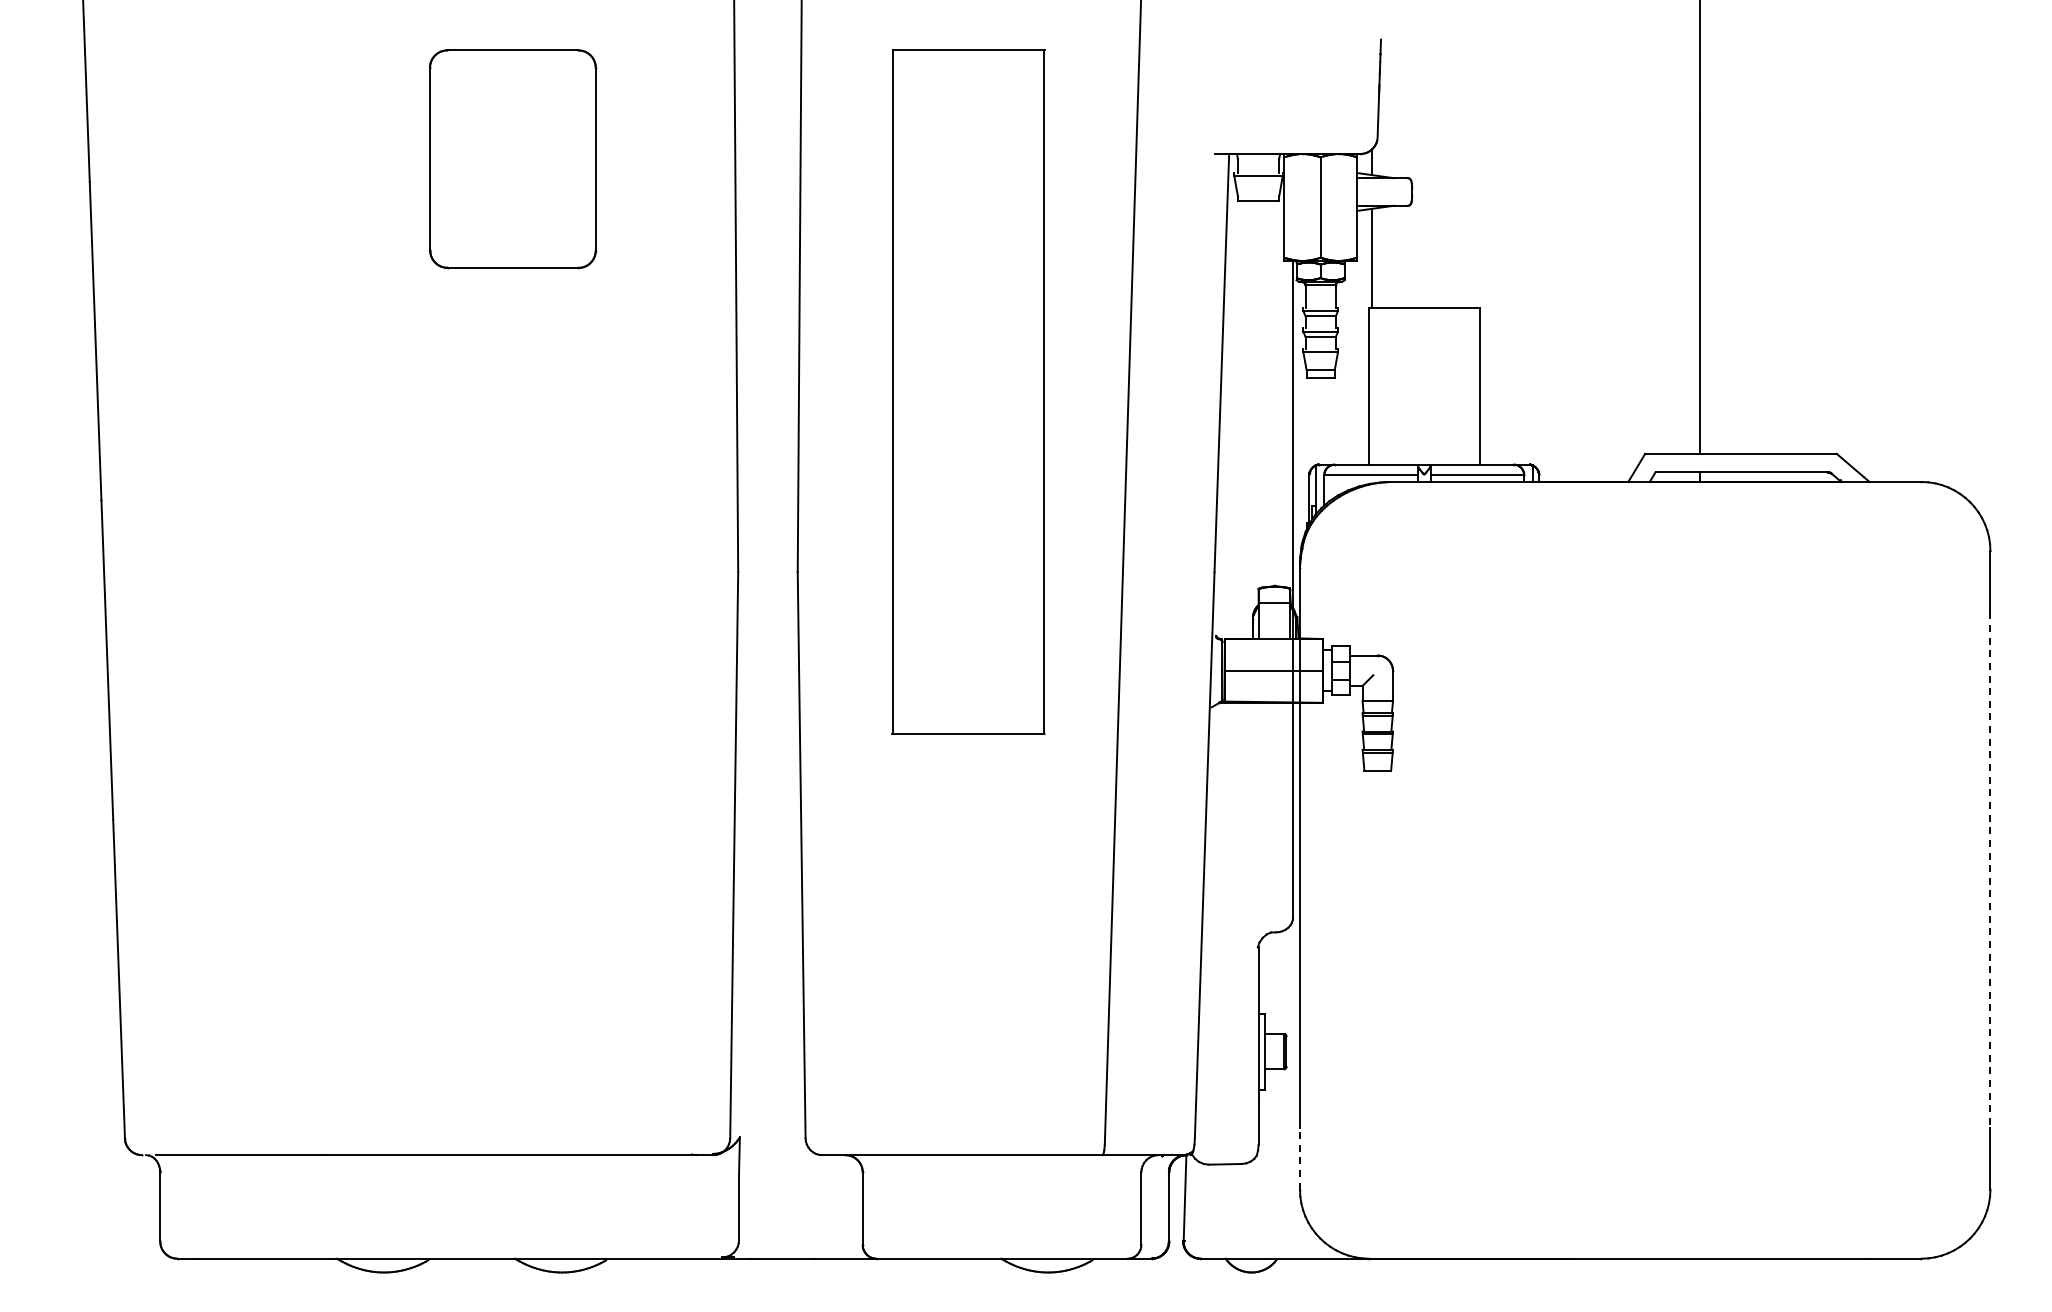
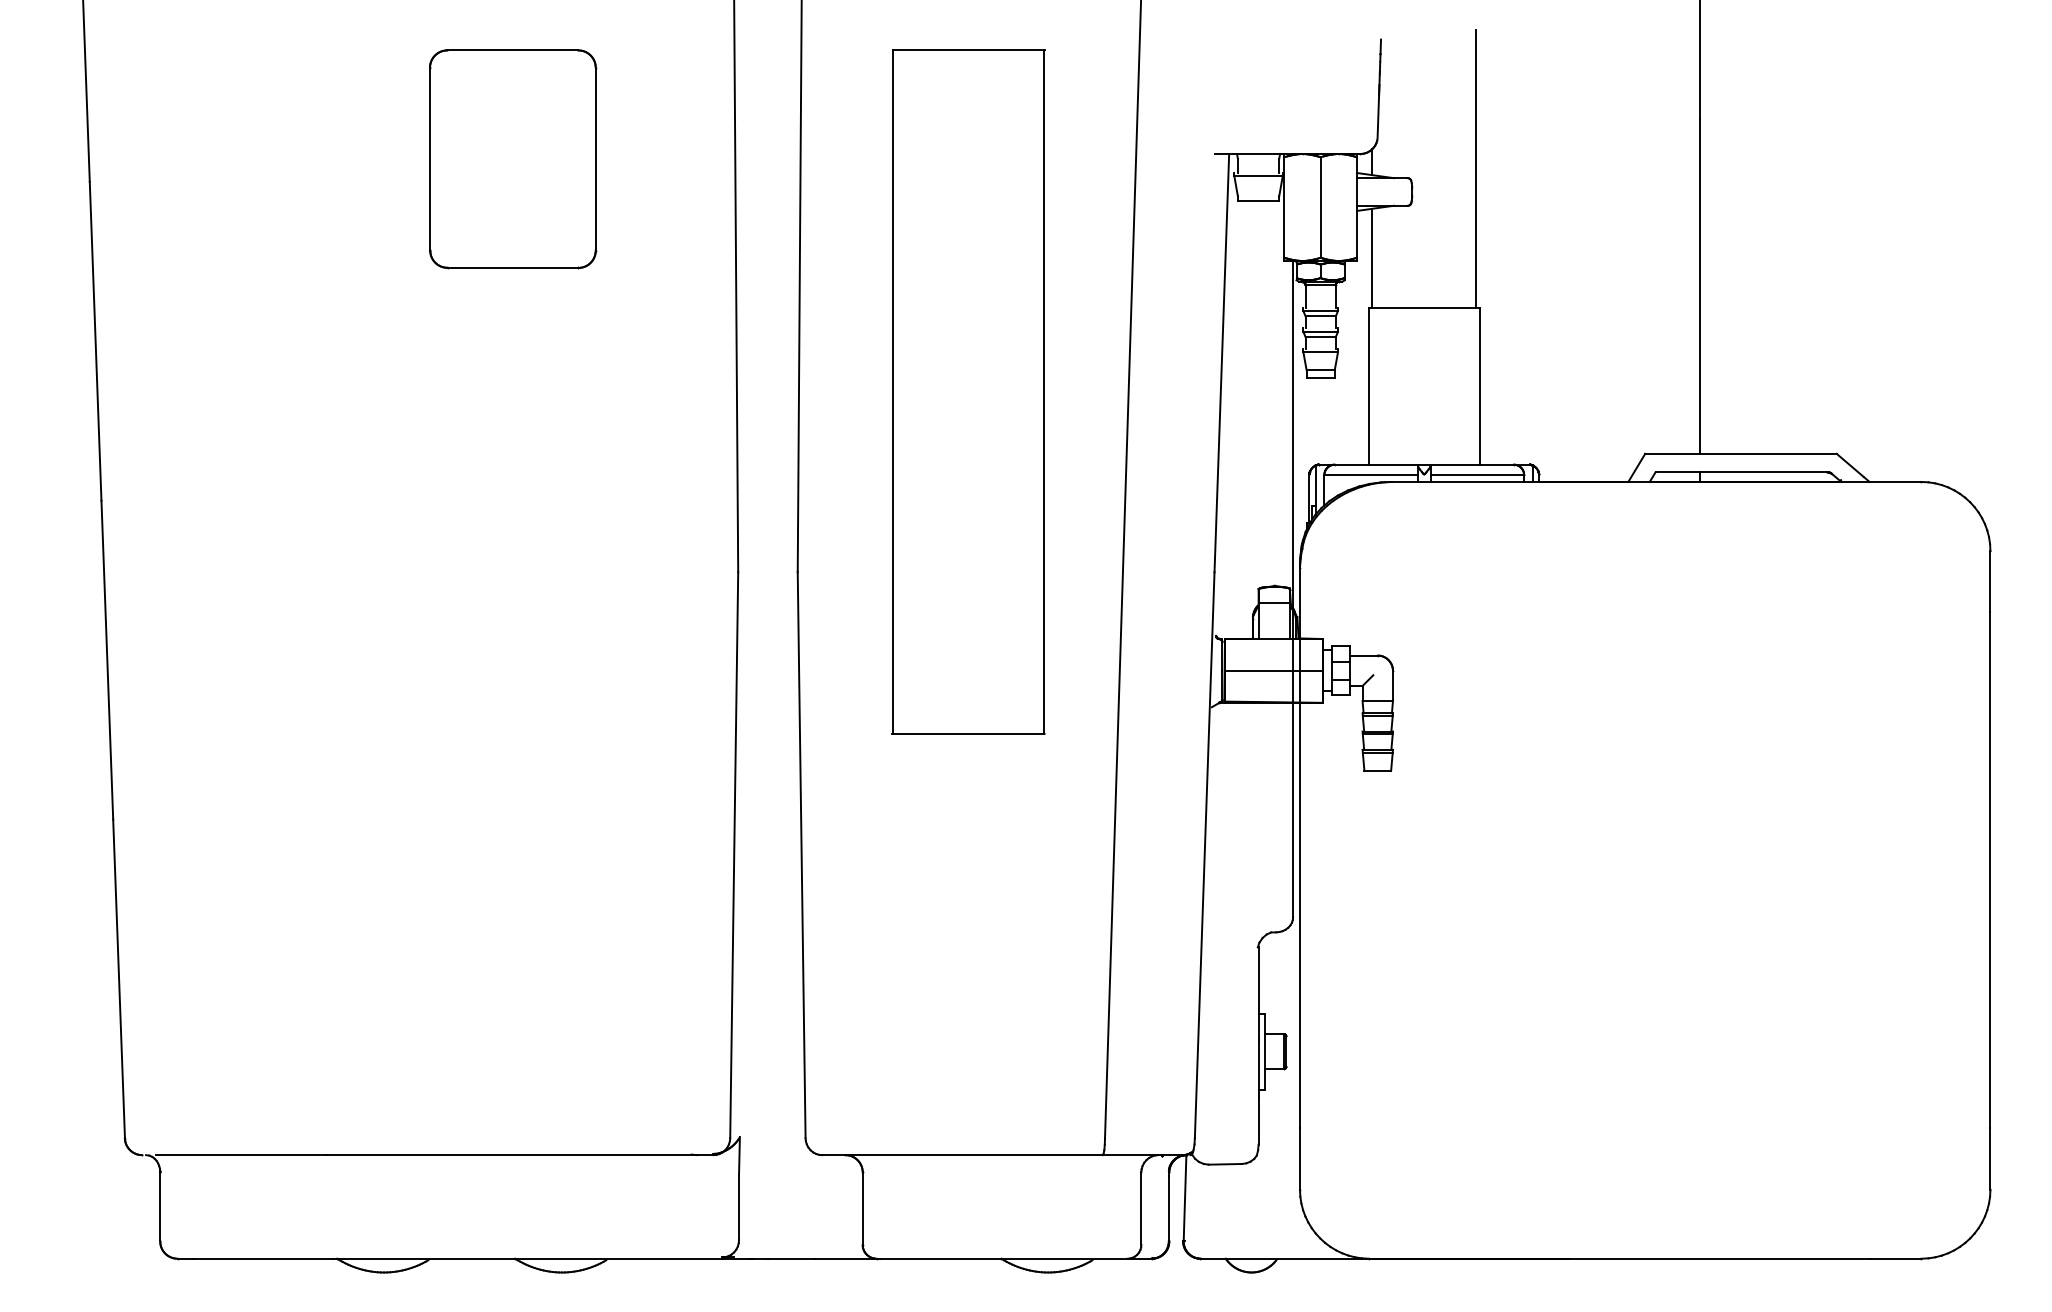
line: none -> present (1476, 168)
line: dashed -> solid (1990, 870)
line: dashed -> solid (1299, 1159)
